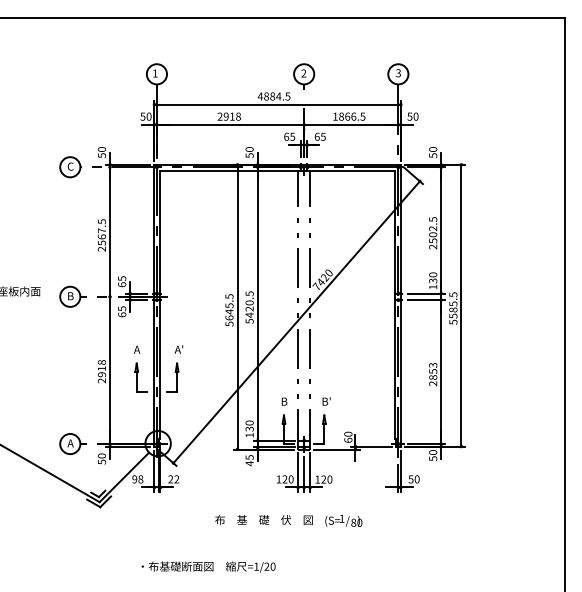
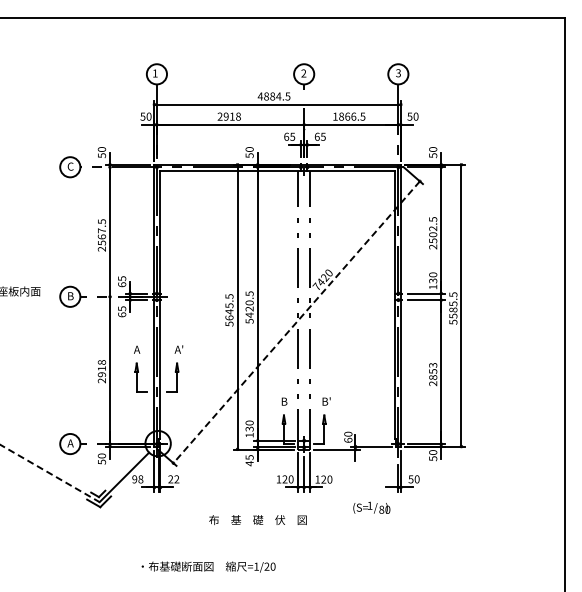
line: solid -> dashed (296, 322)
line: solid -> dashed (50, 473)
text position: (263, 519) -> (257, 519) (257, 519)
text position: (343, 520) -> (371, 507) (371, 507)
